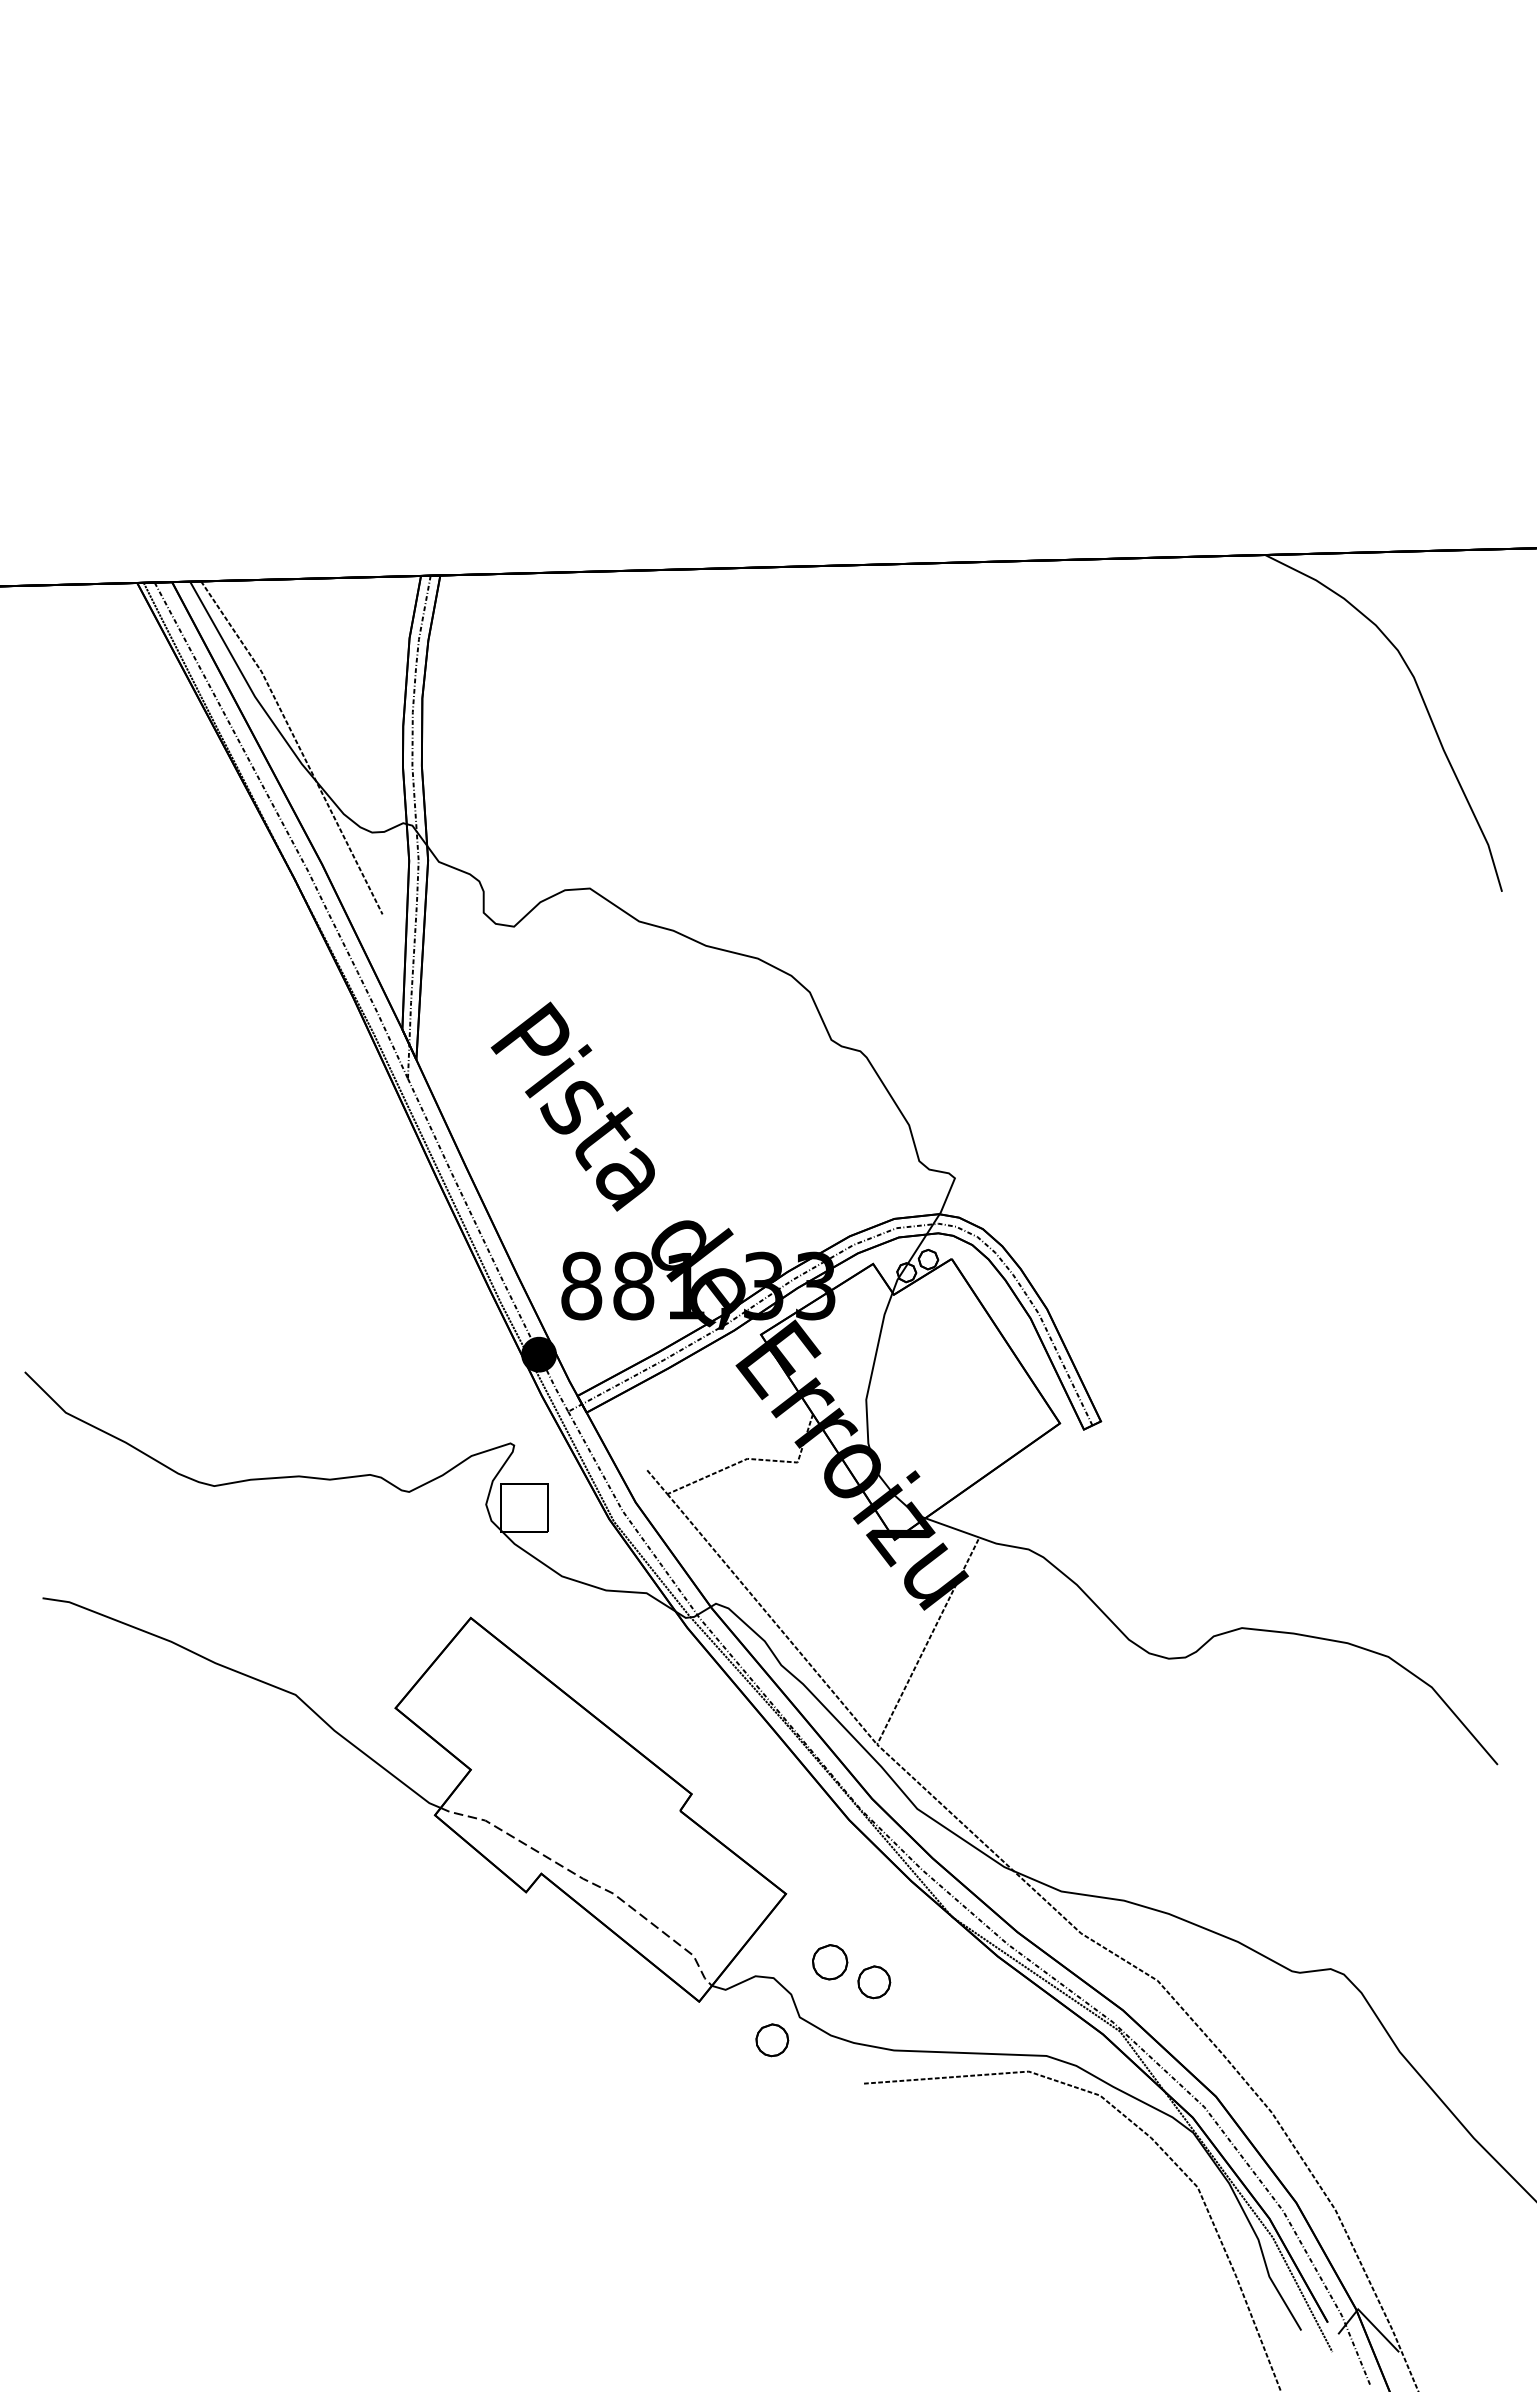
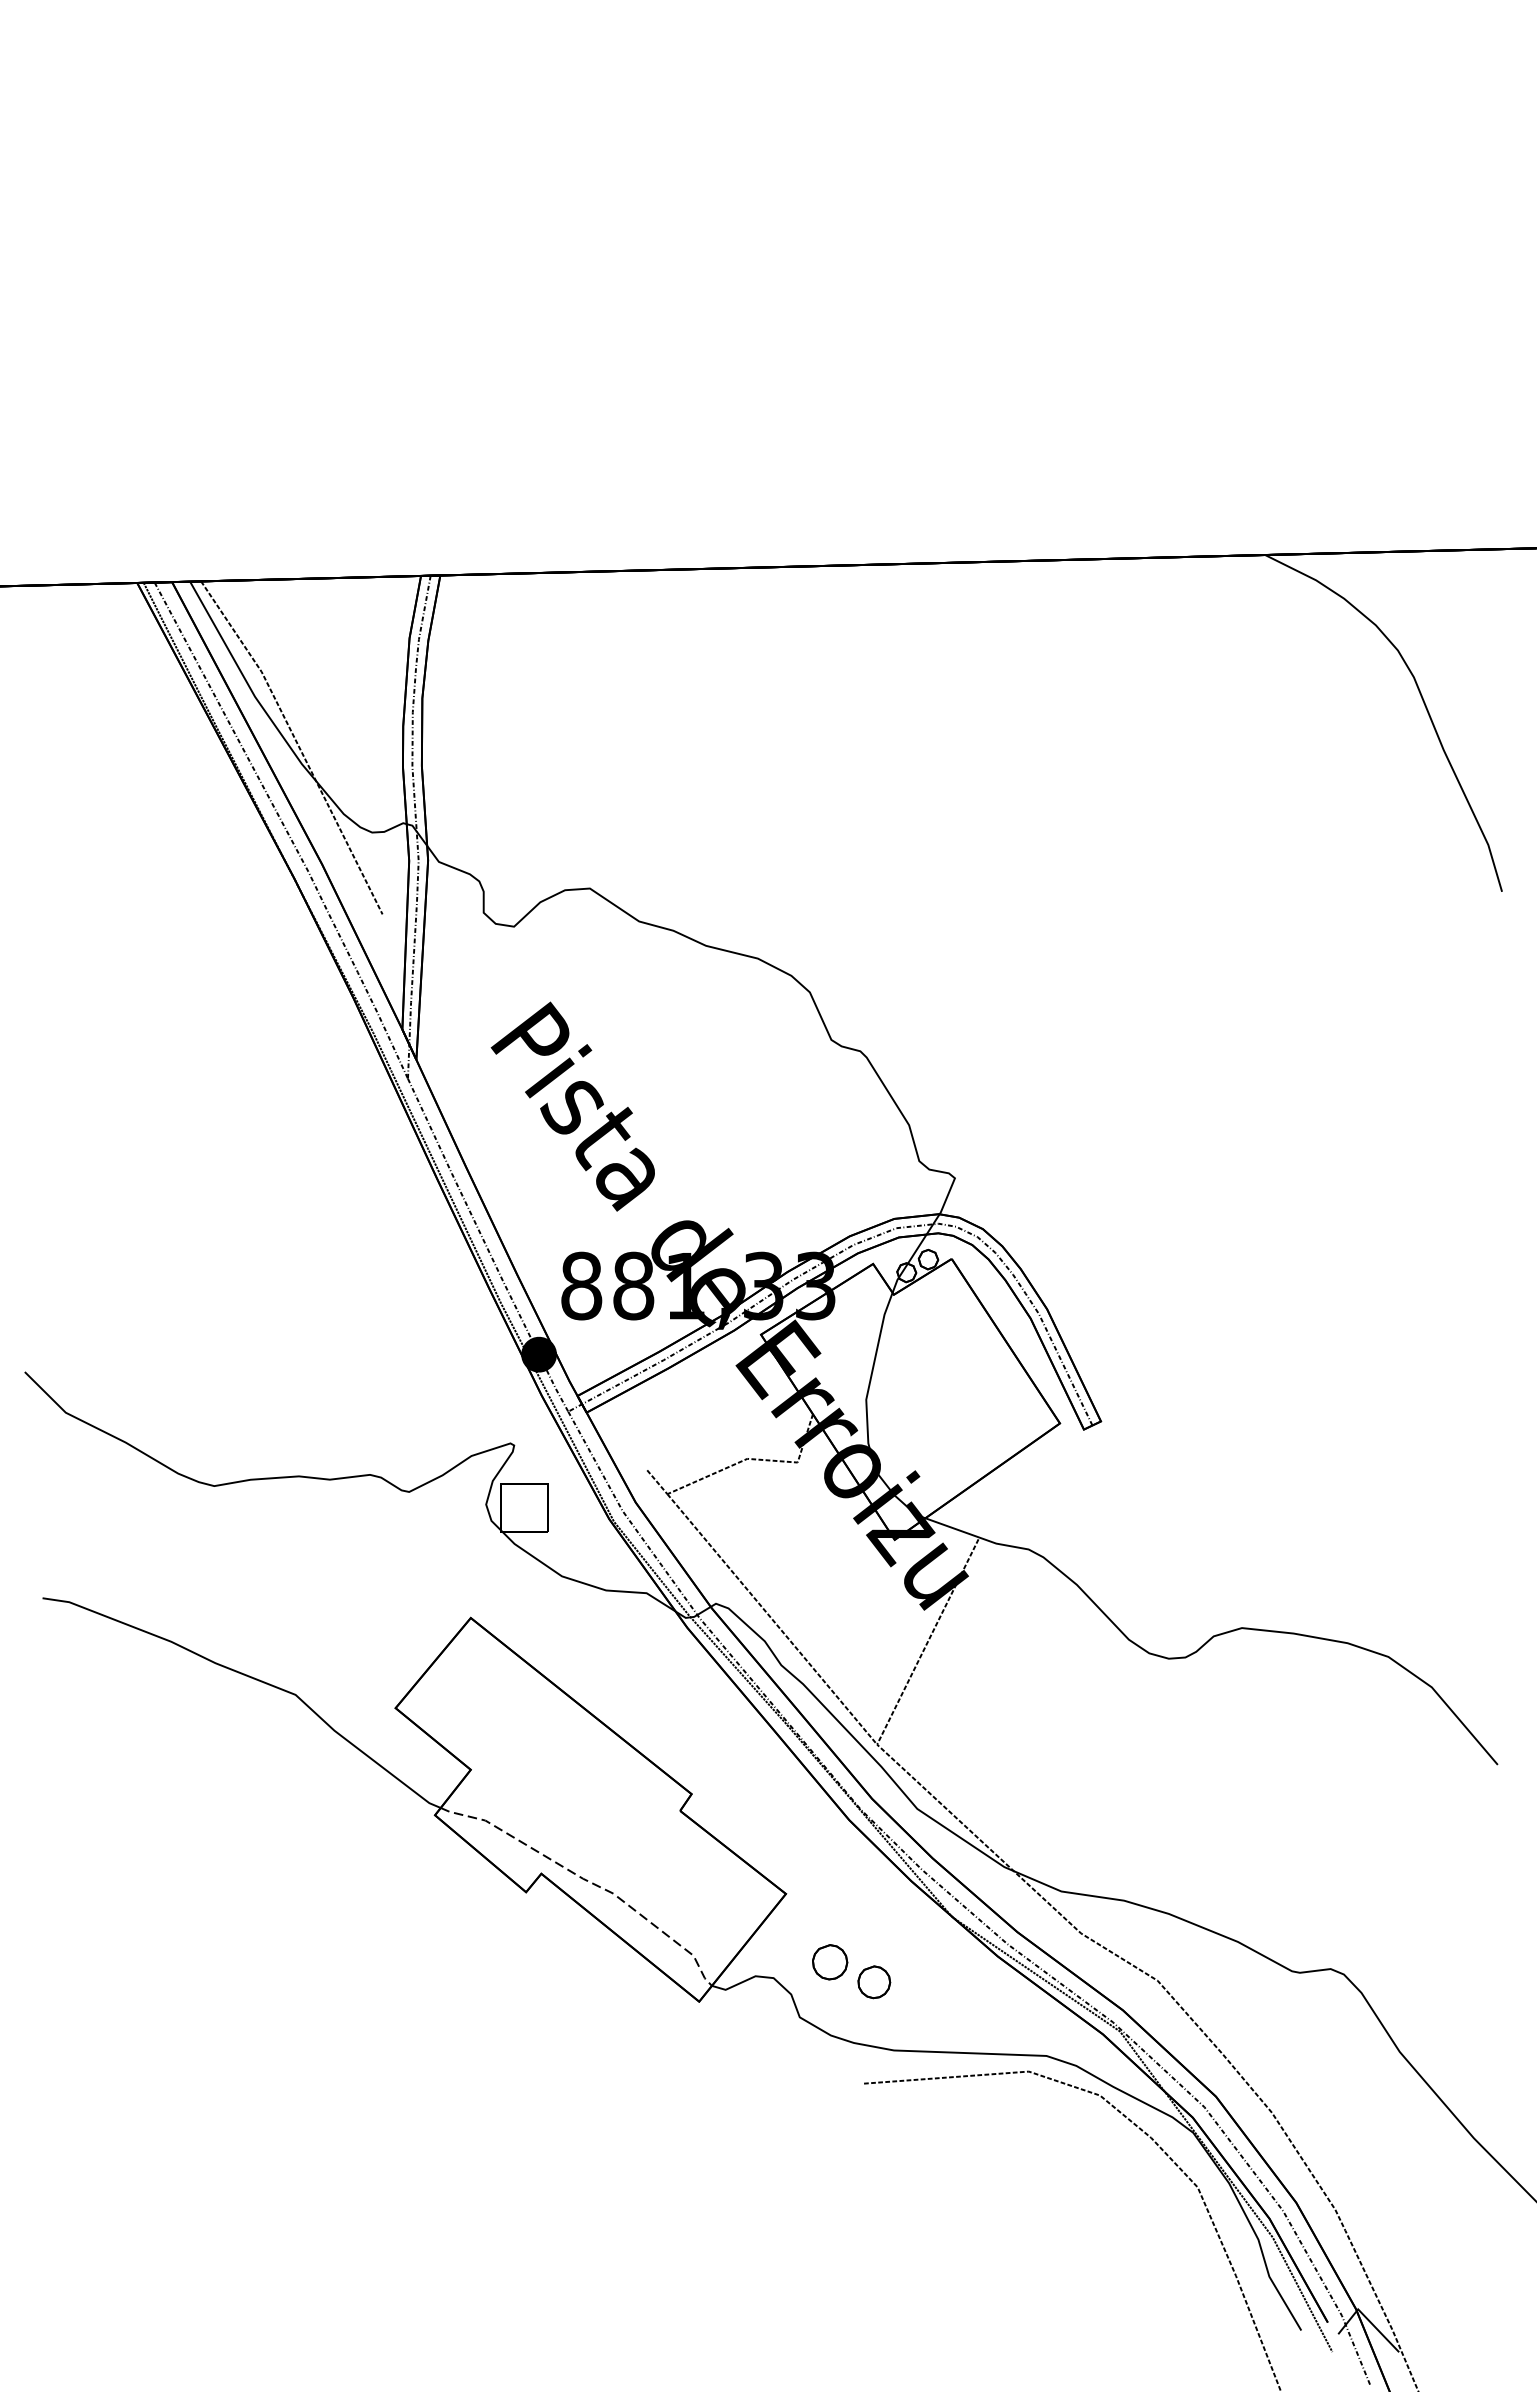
part: present -> none (772, 2040)
